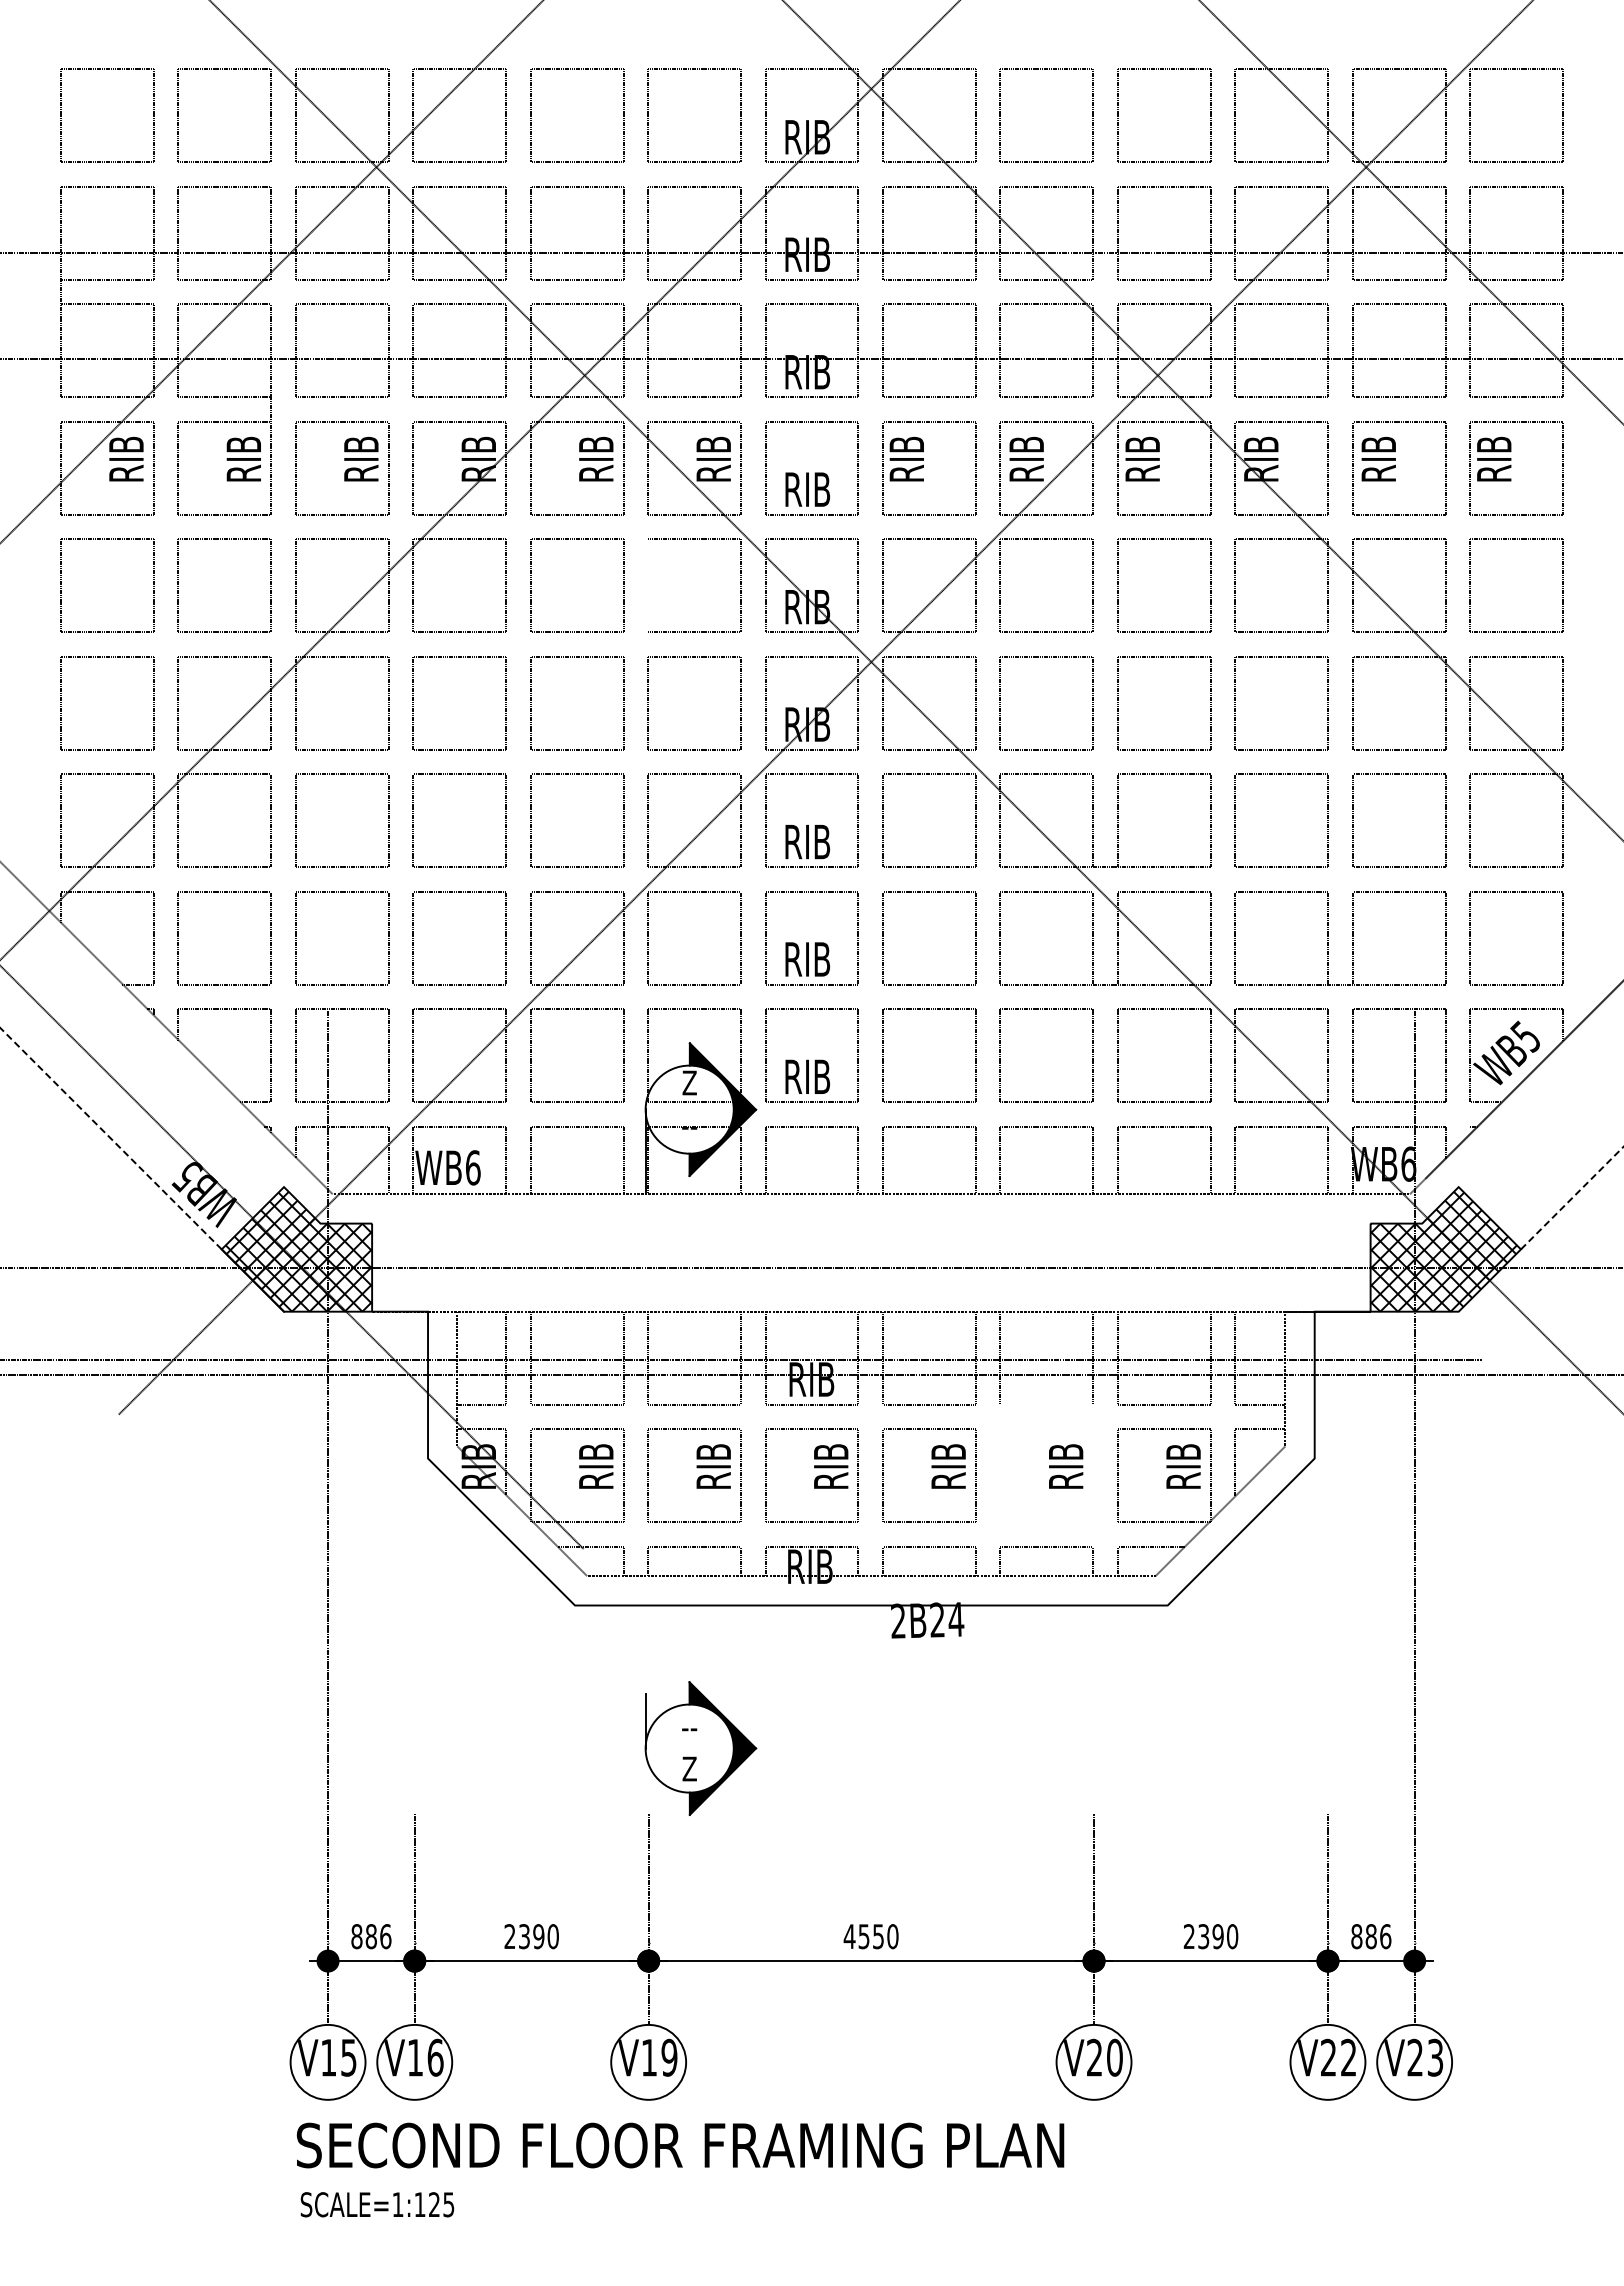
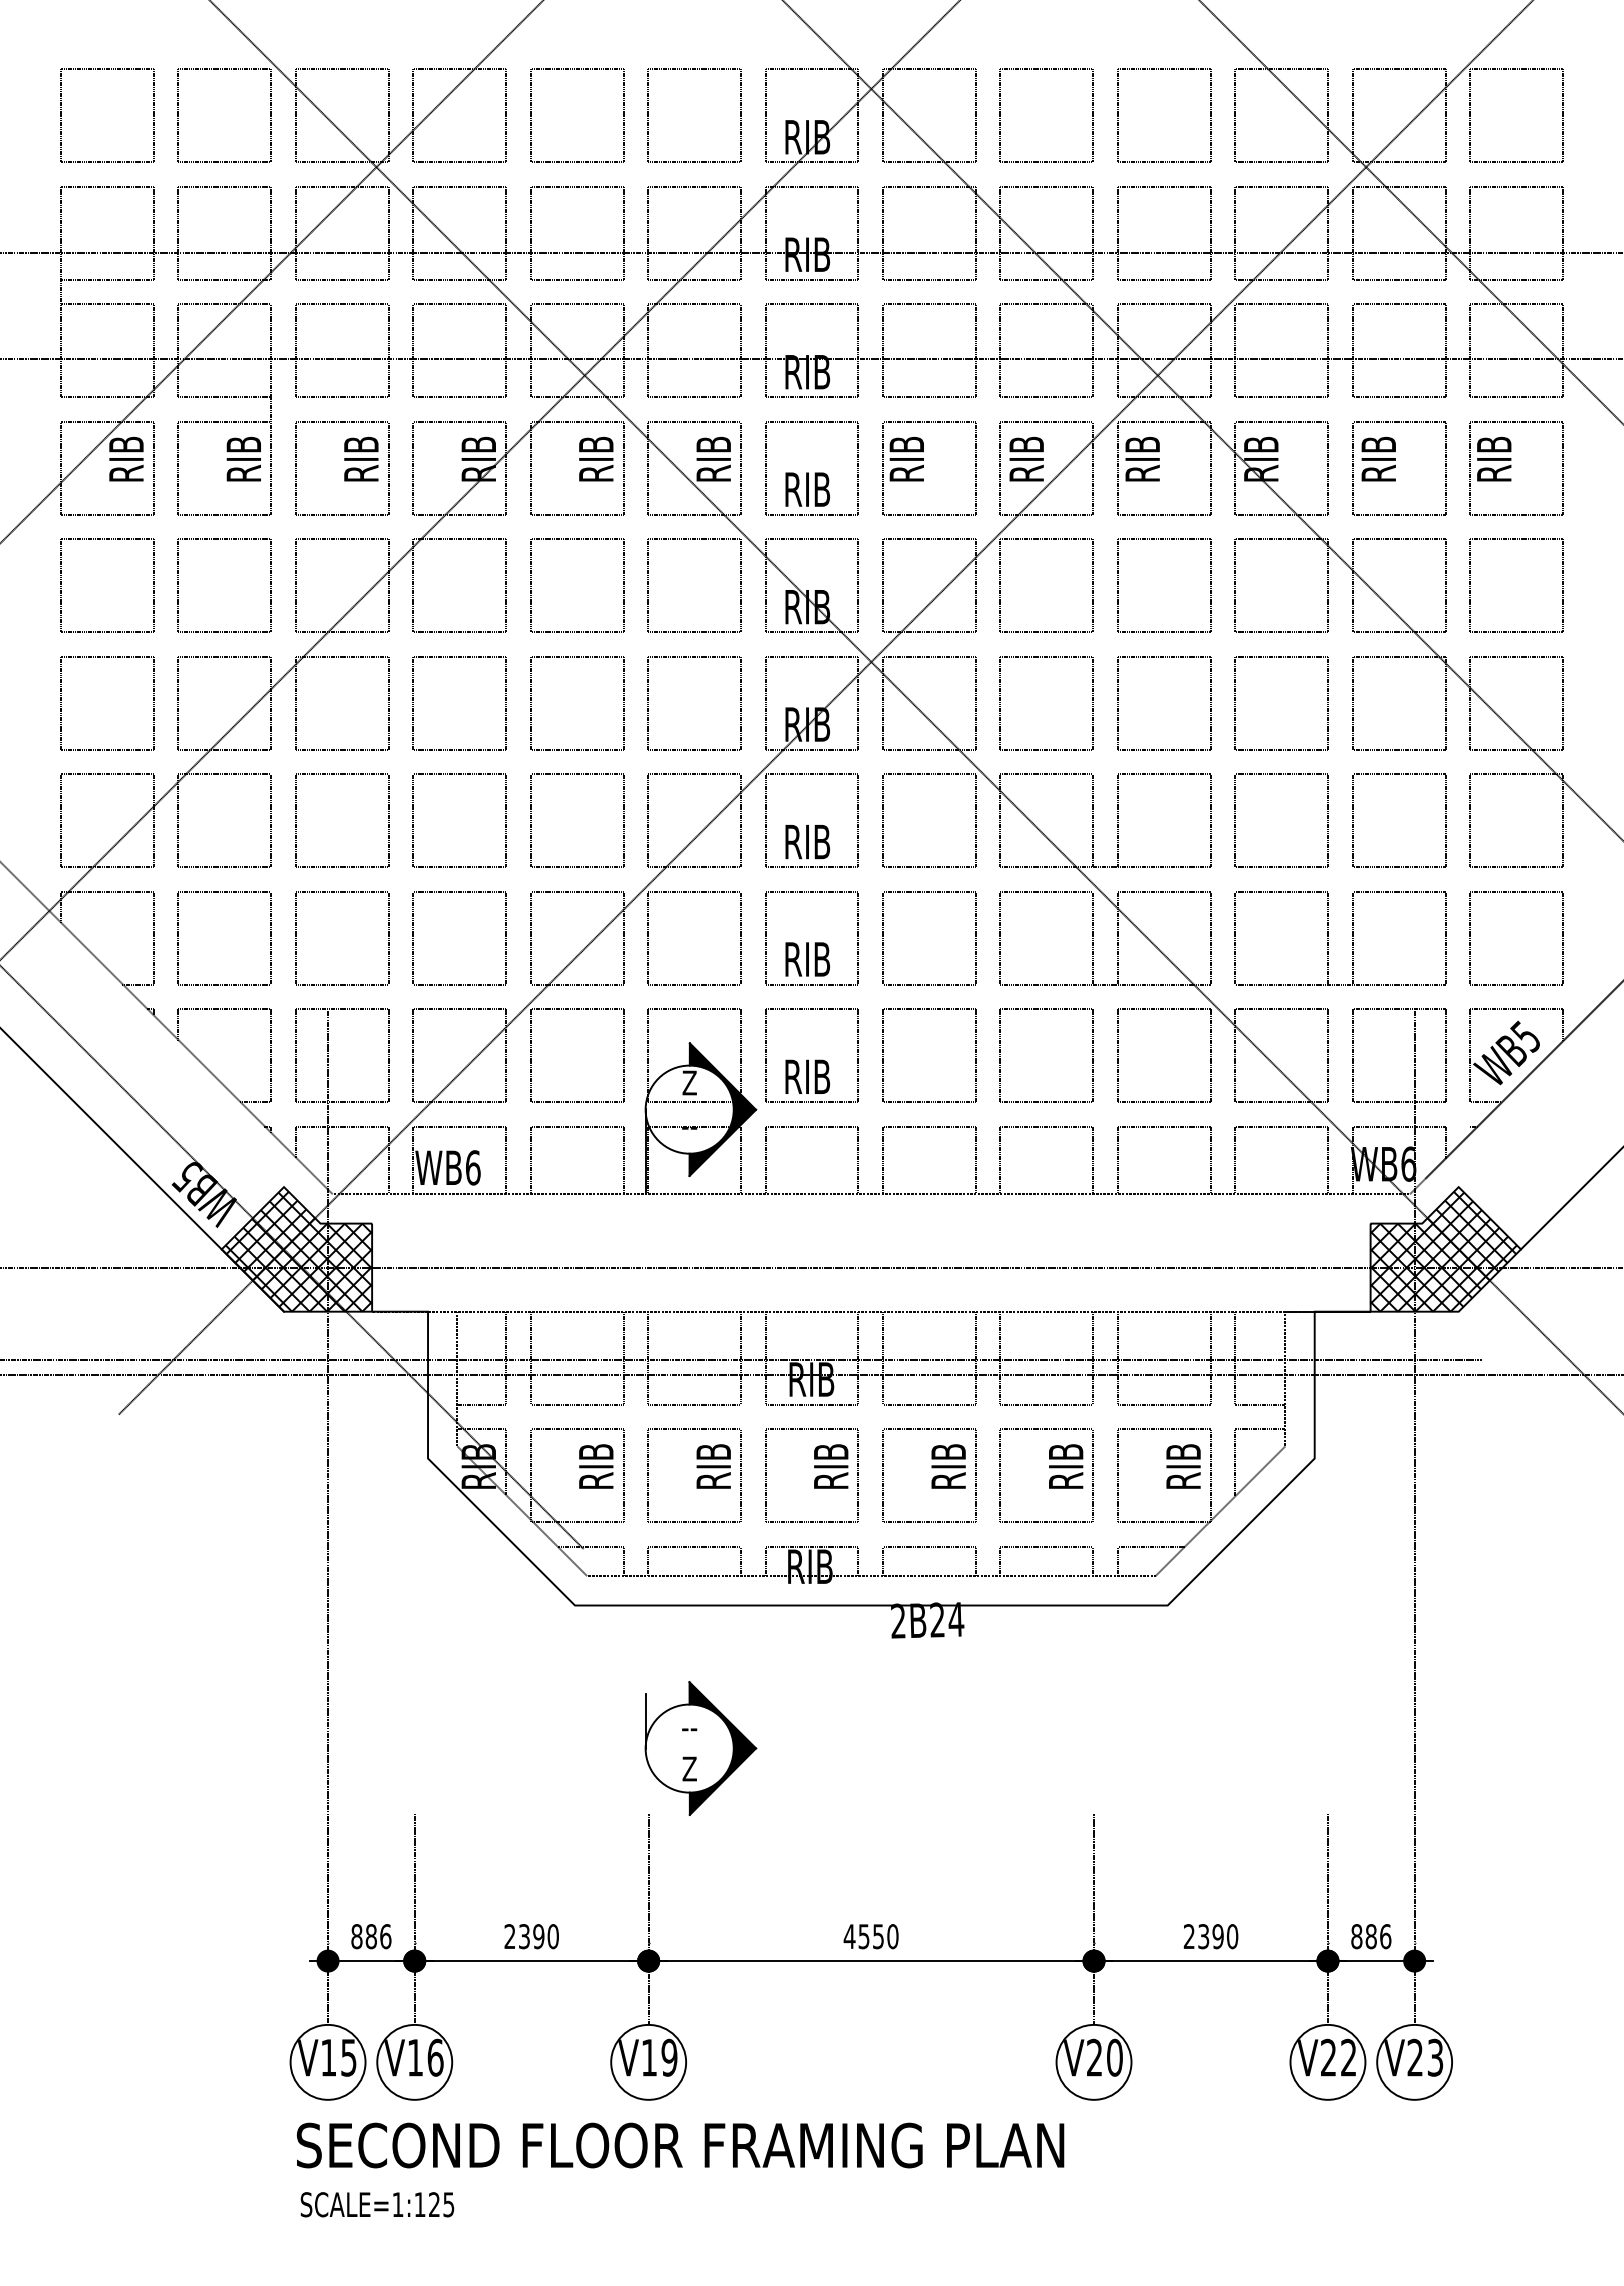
line: none -> present (648, 585)
line: dashed -> solid (110, 1138)
line: dashed -> solid (1572, 1197)
line: none -> present (1046, 1404)
part: none -> present (1046, 1429)
